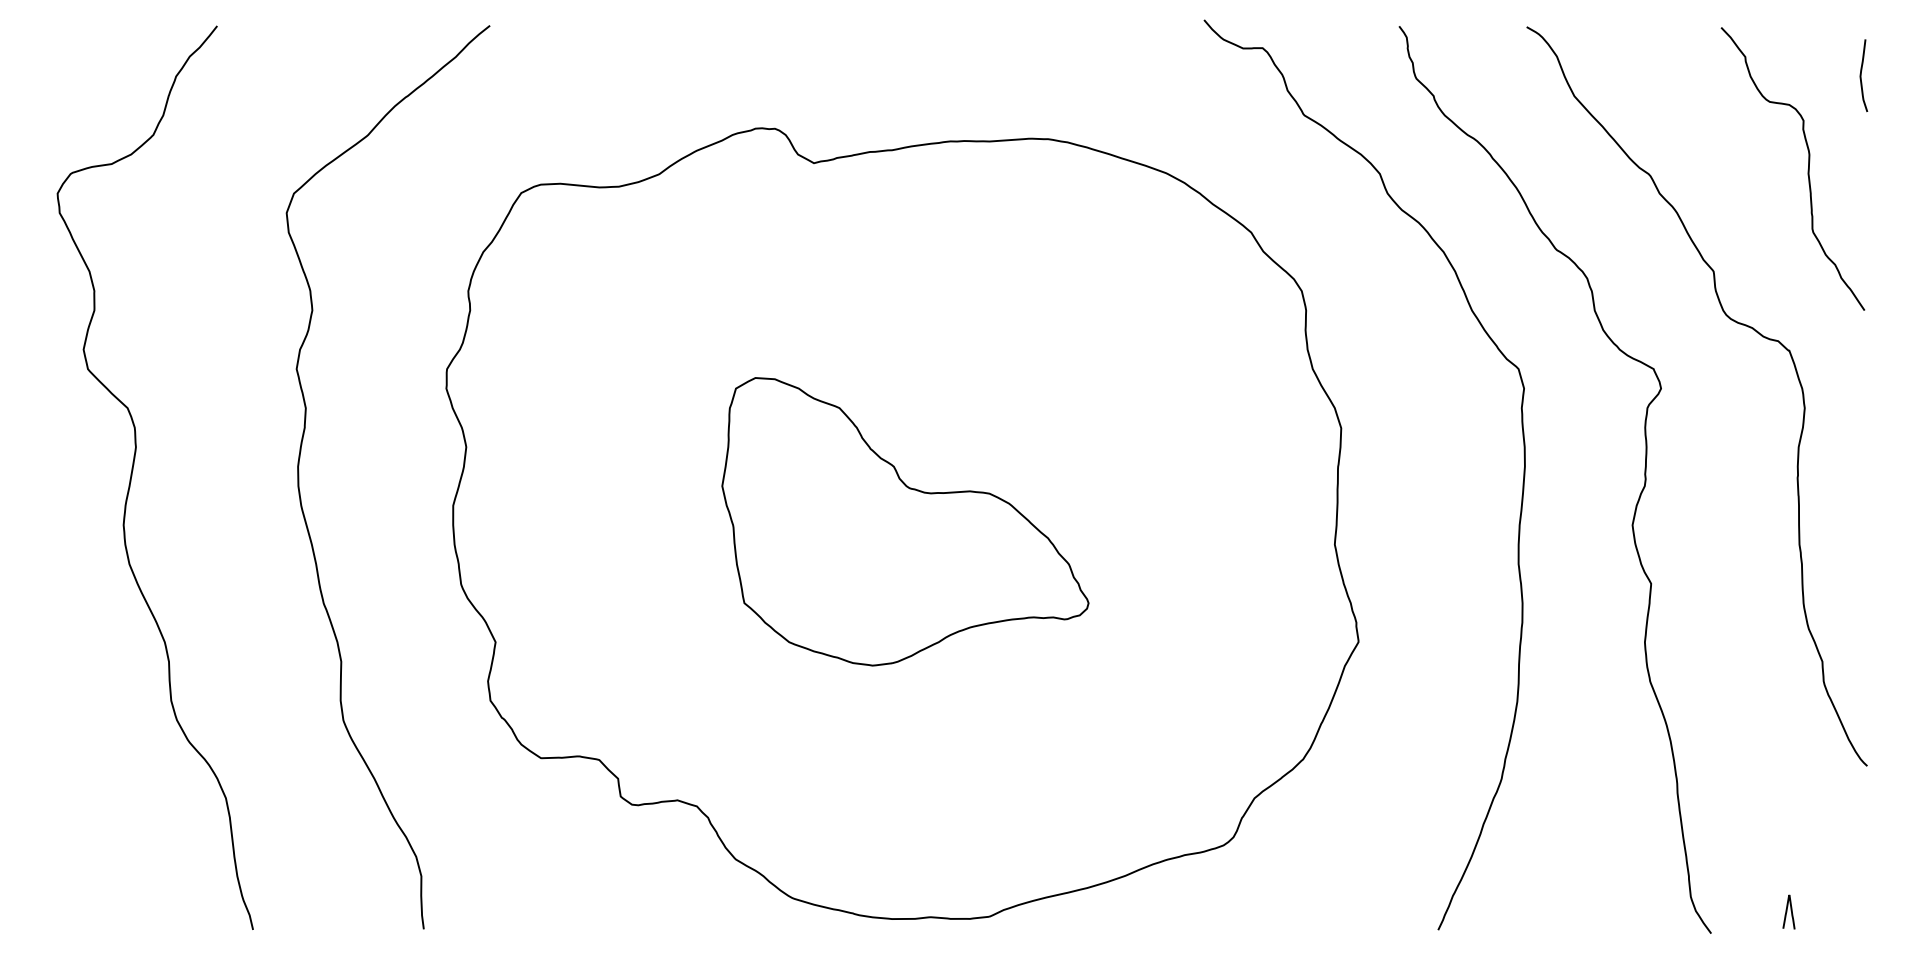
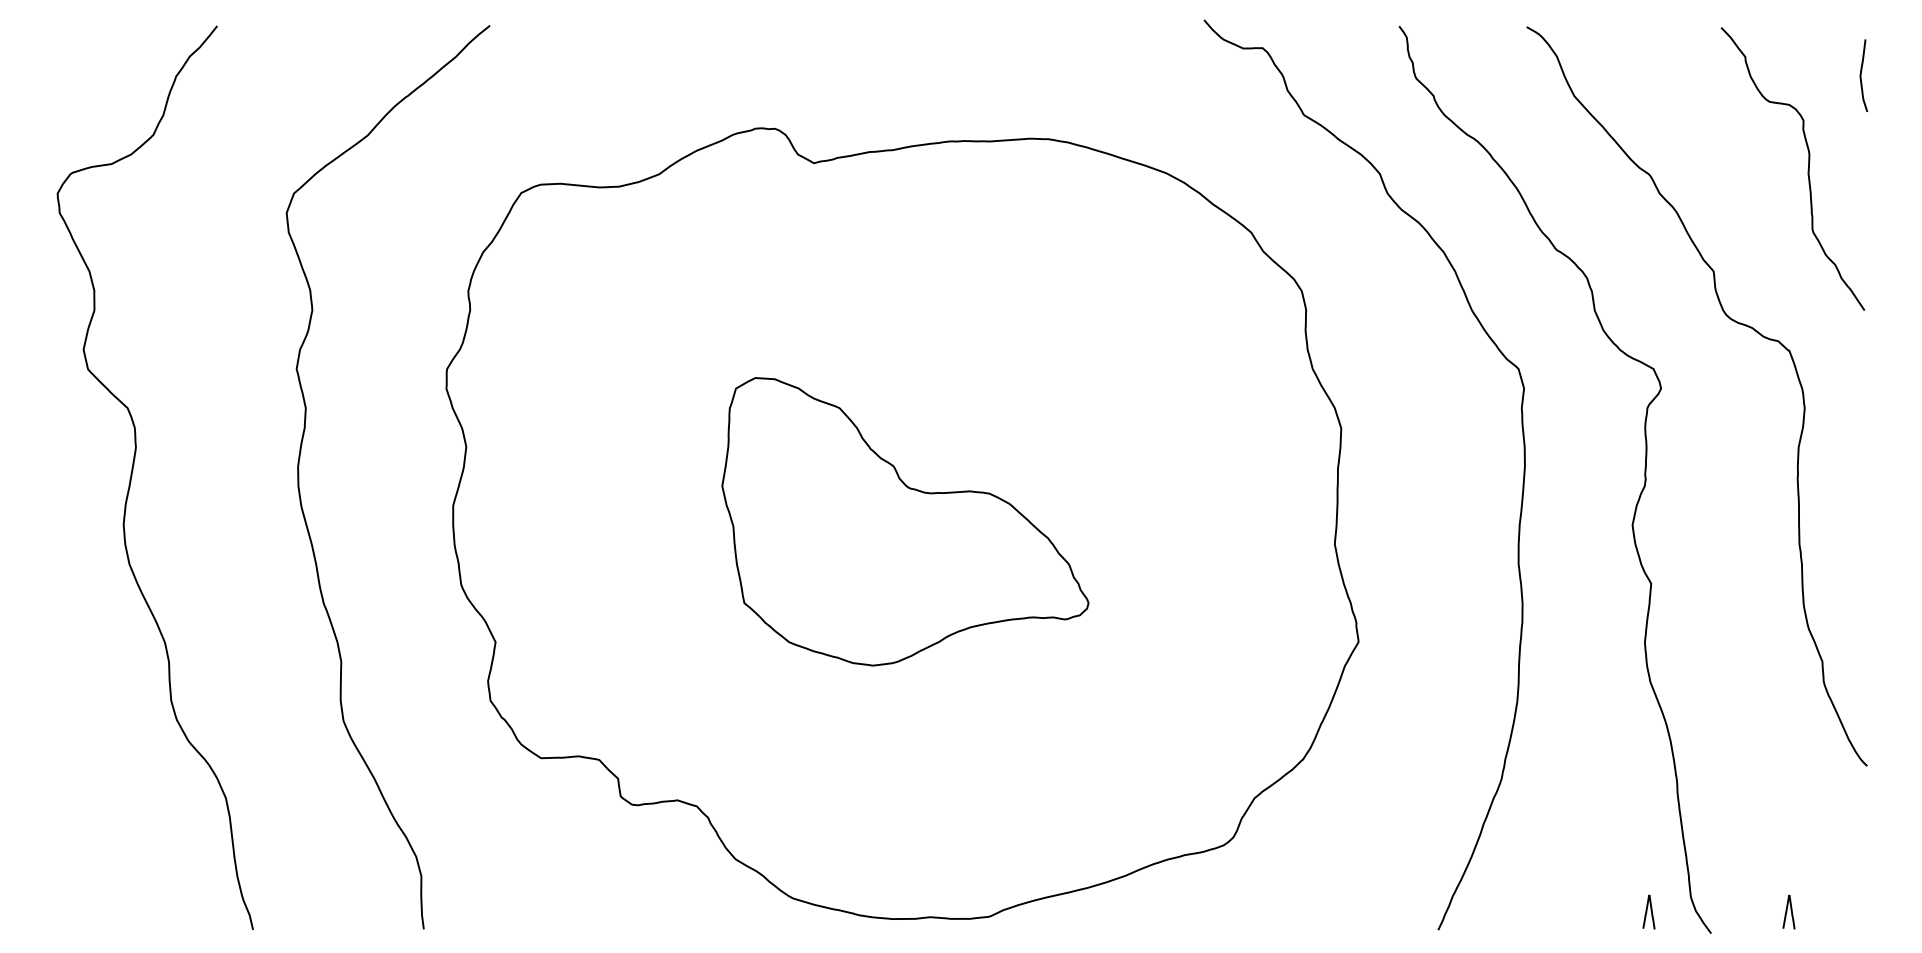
curve: none -> present (1647, 911)
